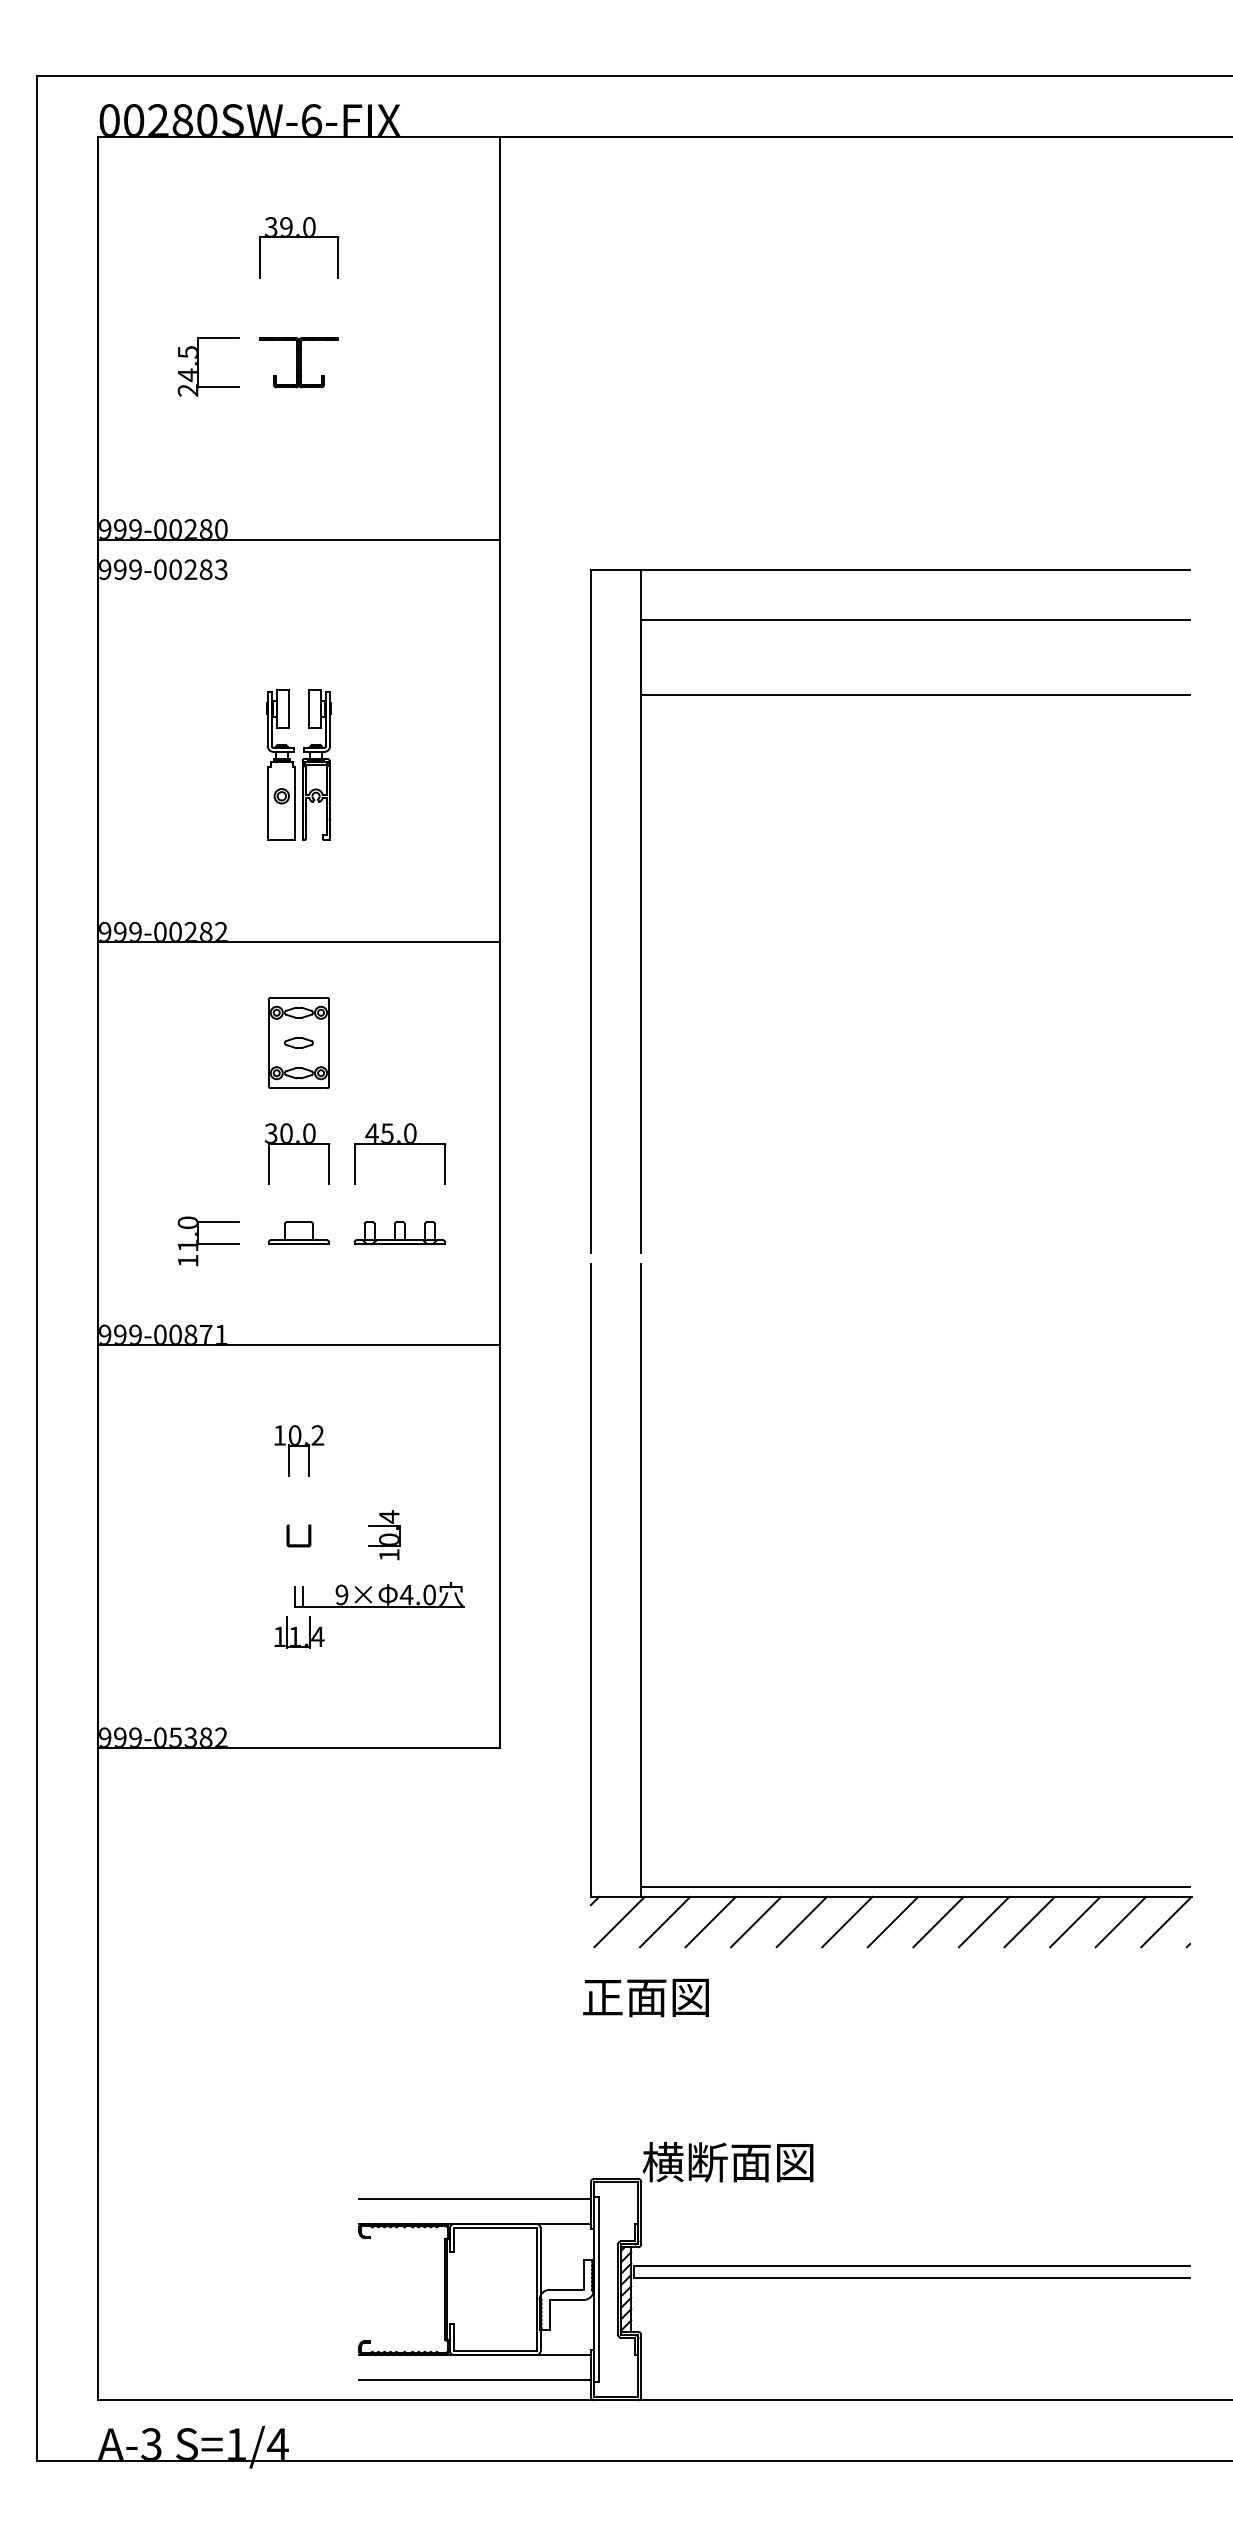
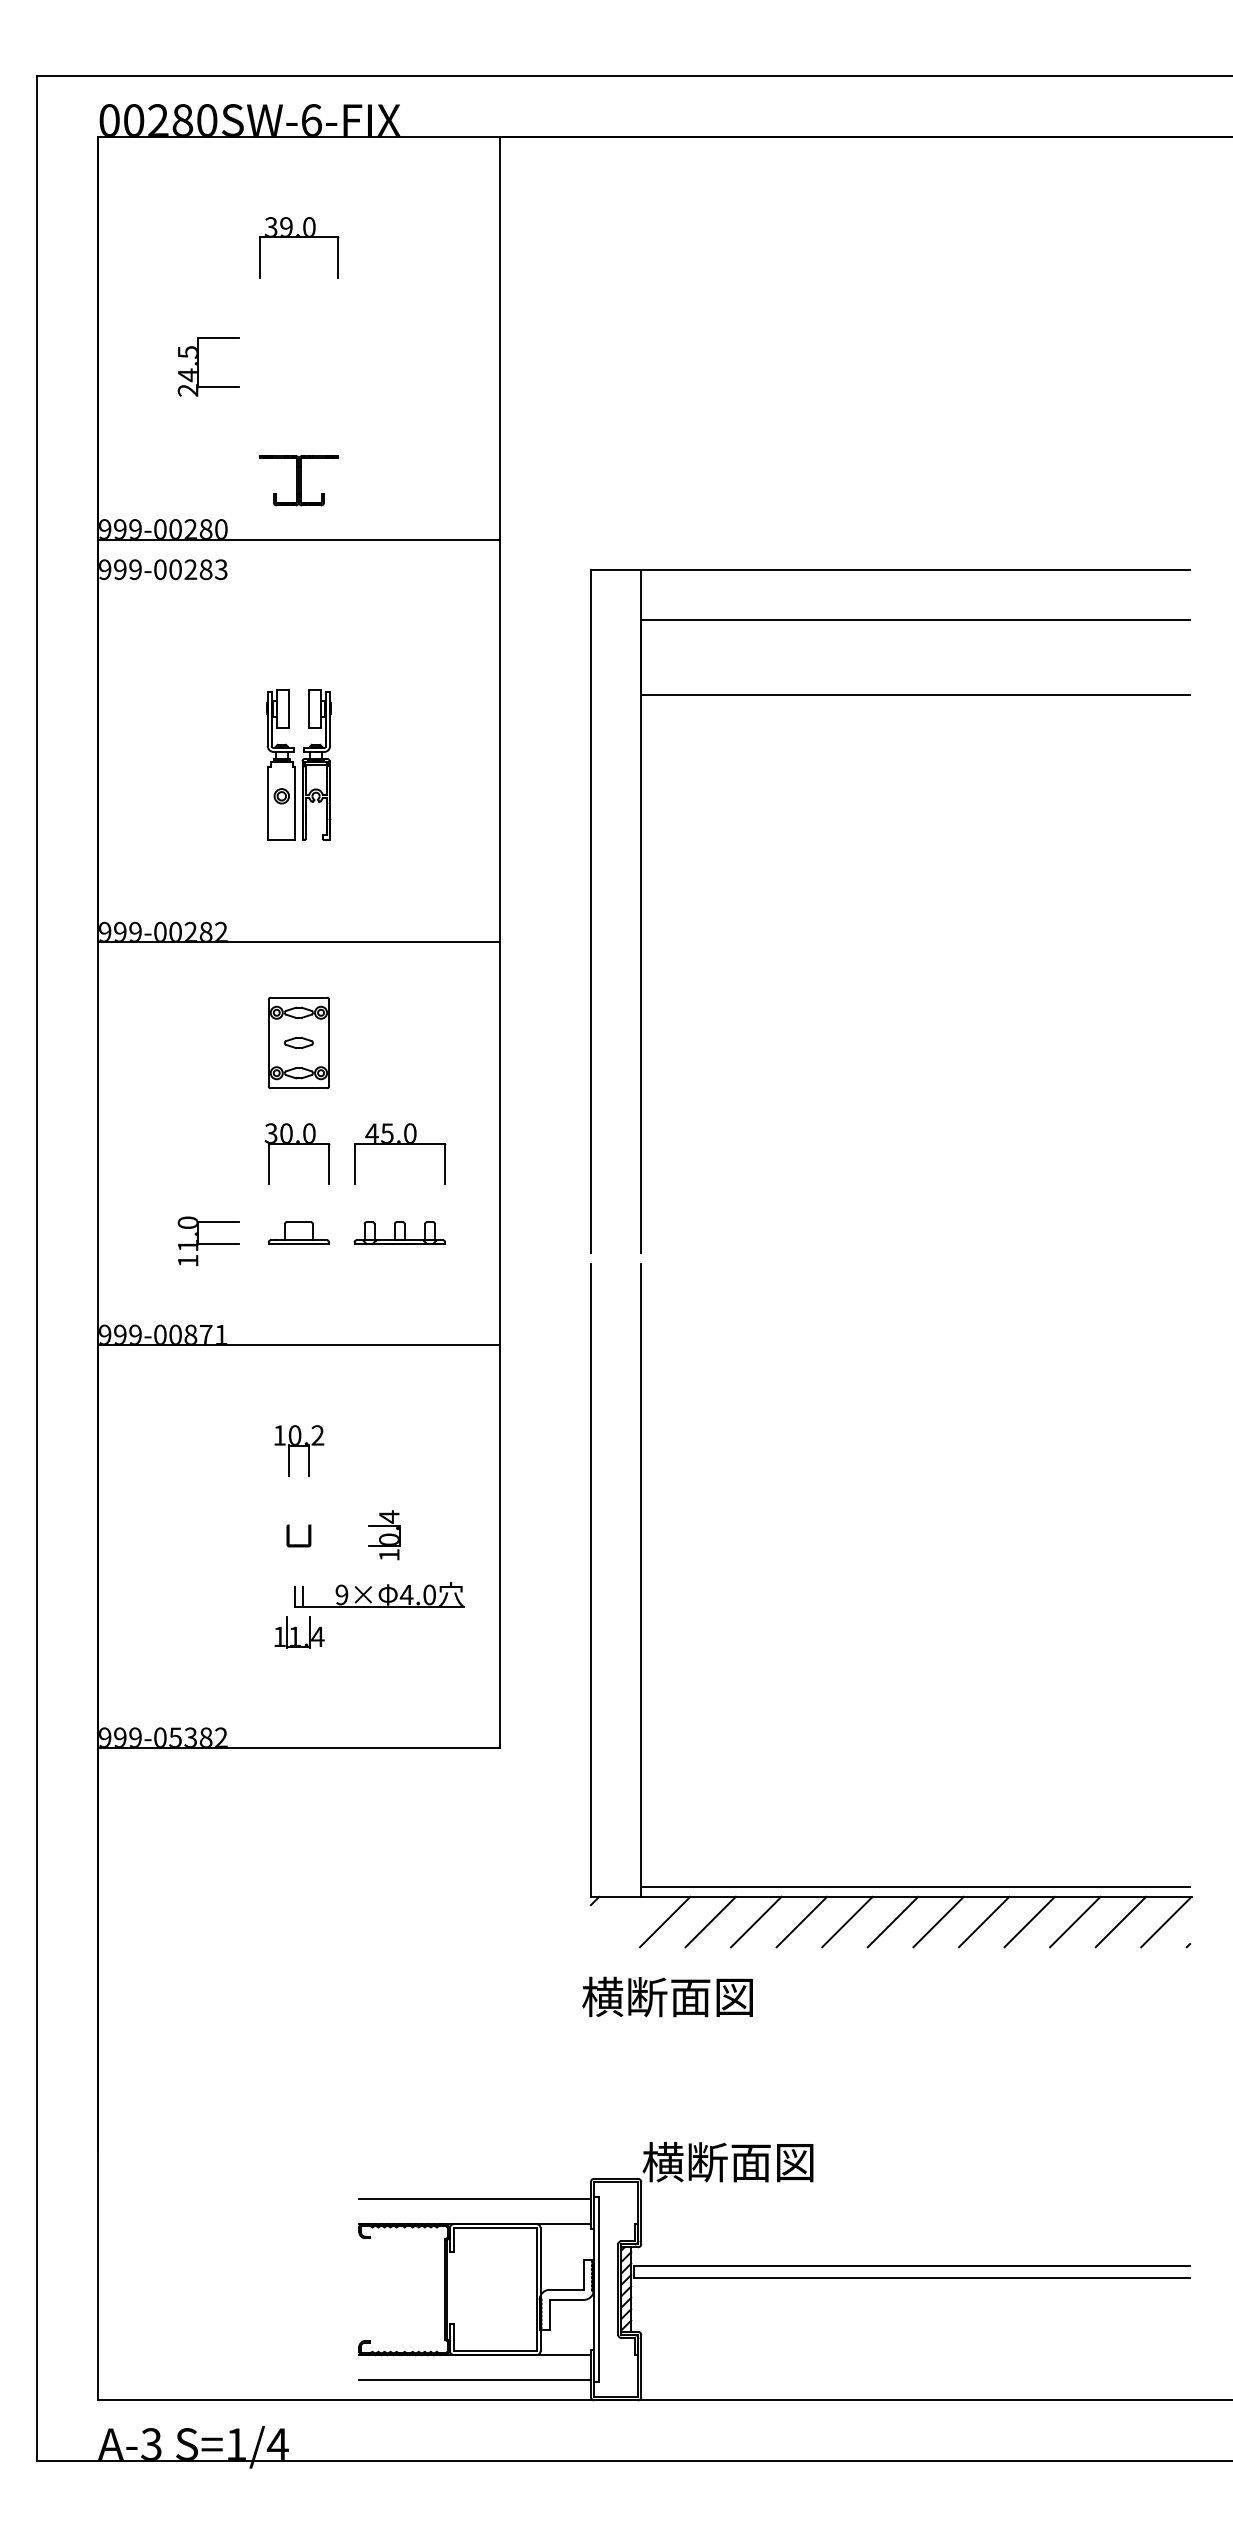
part position: (298, 362) -> (298, 480) (298, 480)
line: present -> none (619, 1921)
text: 正面図 -> 横断面図 (667, 1996)
